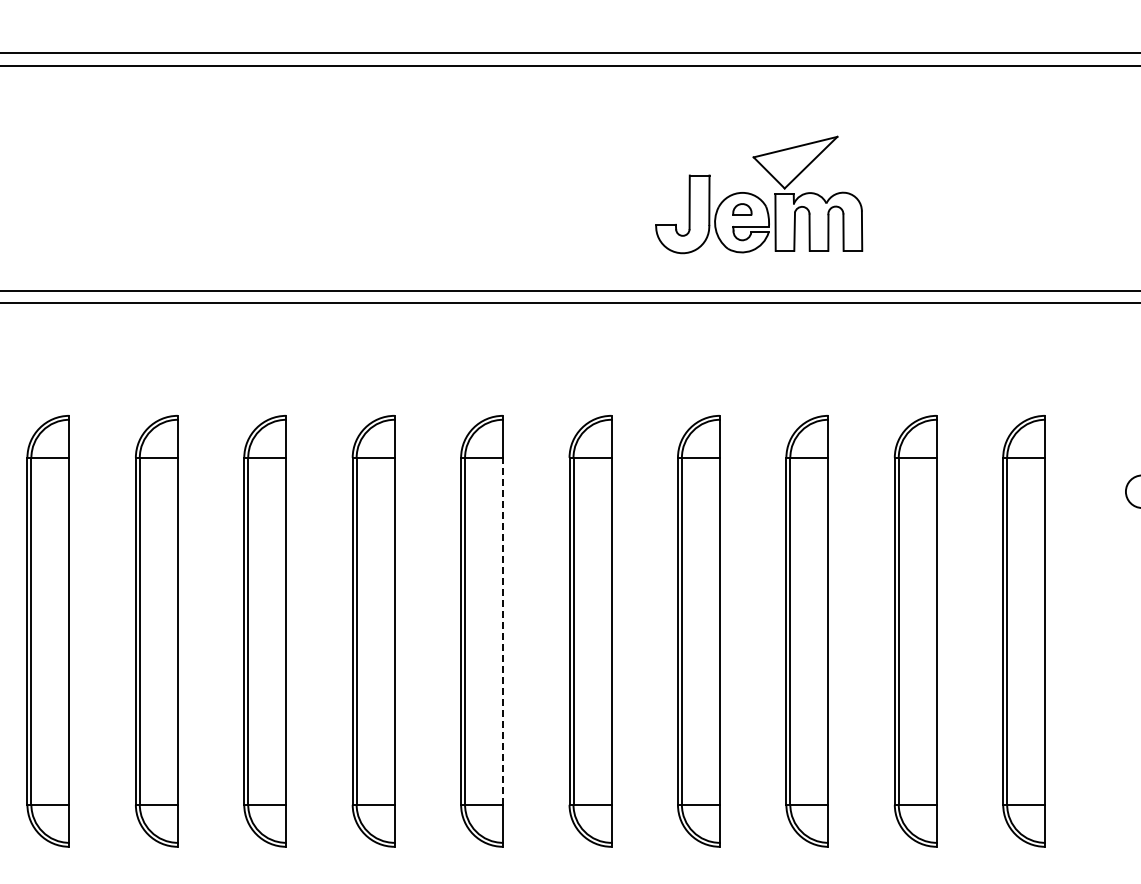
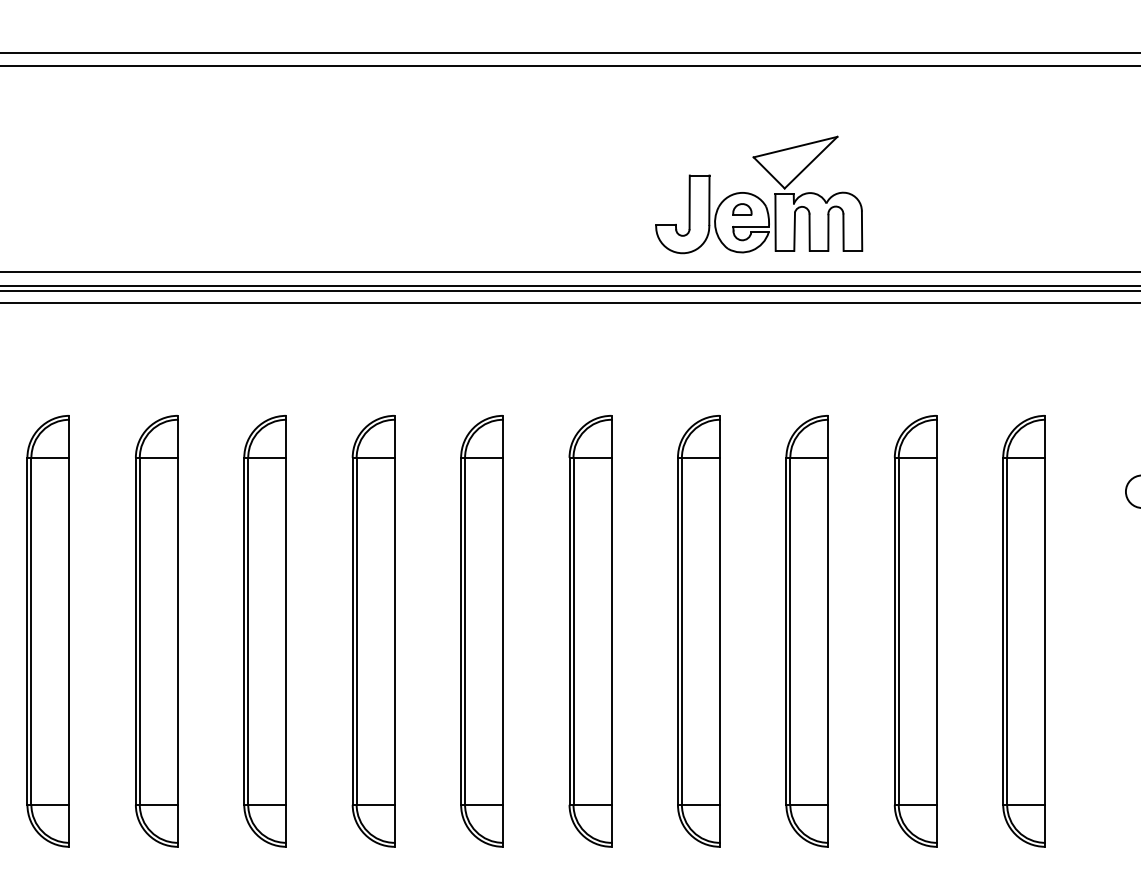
line: none -> present (569, 272)
line: none -> present (569, 285)
line: dashed -> solid (503, 630)
